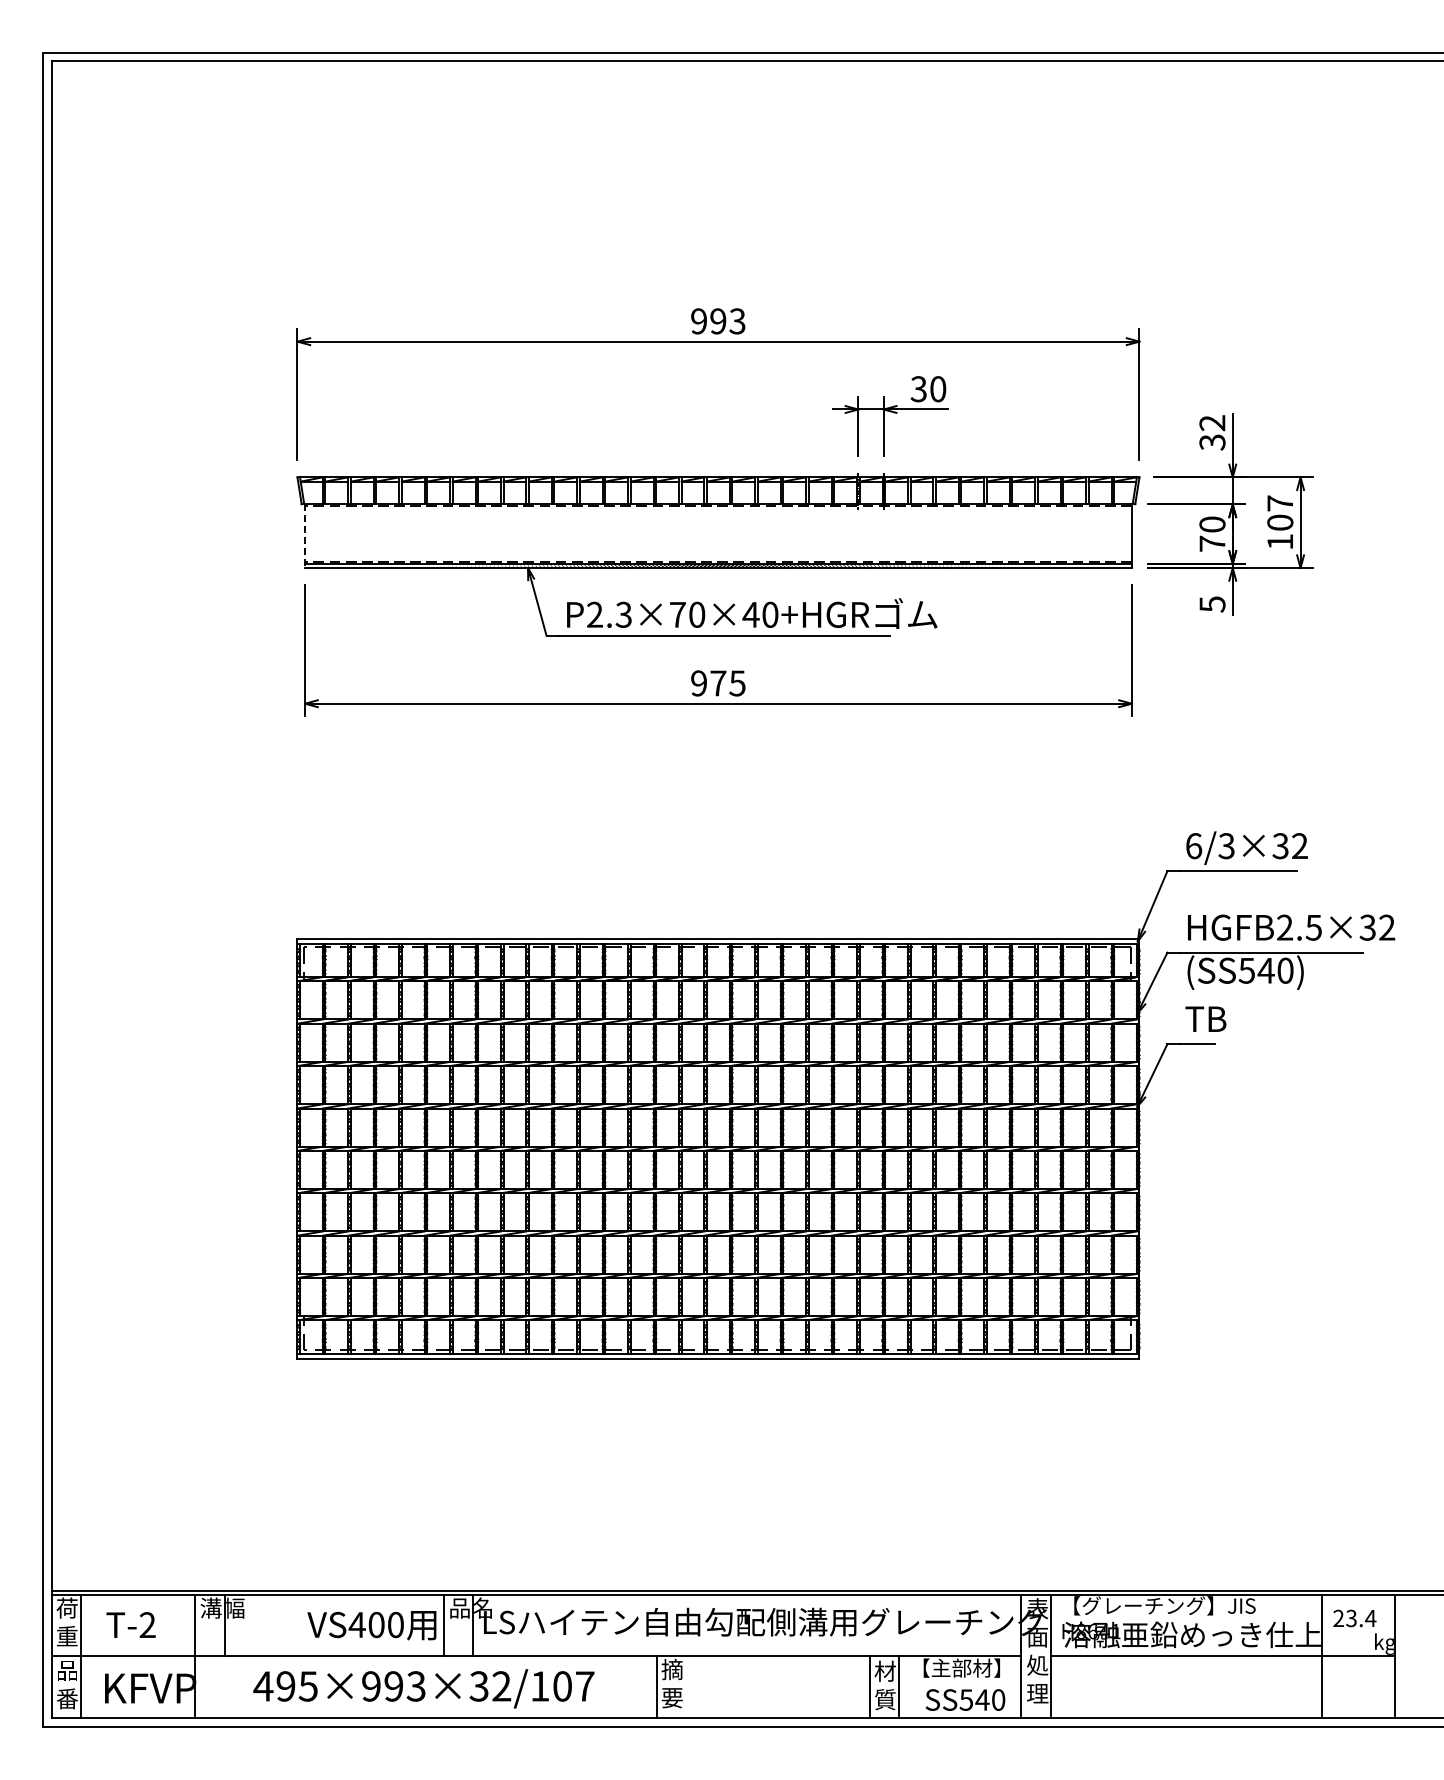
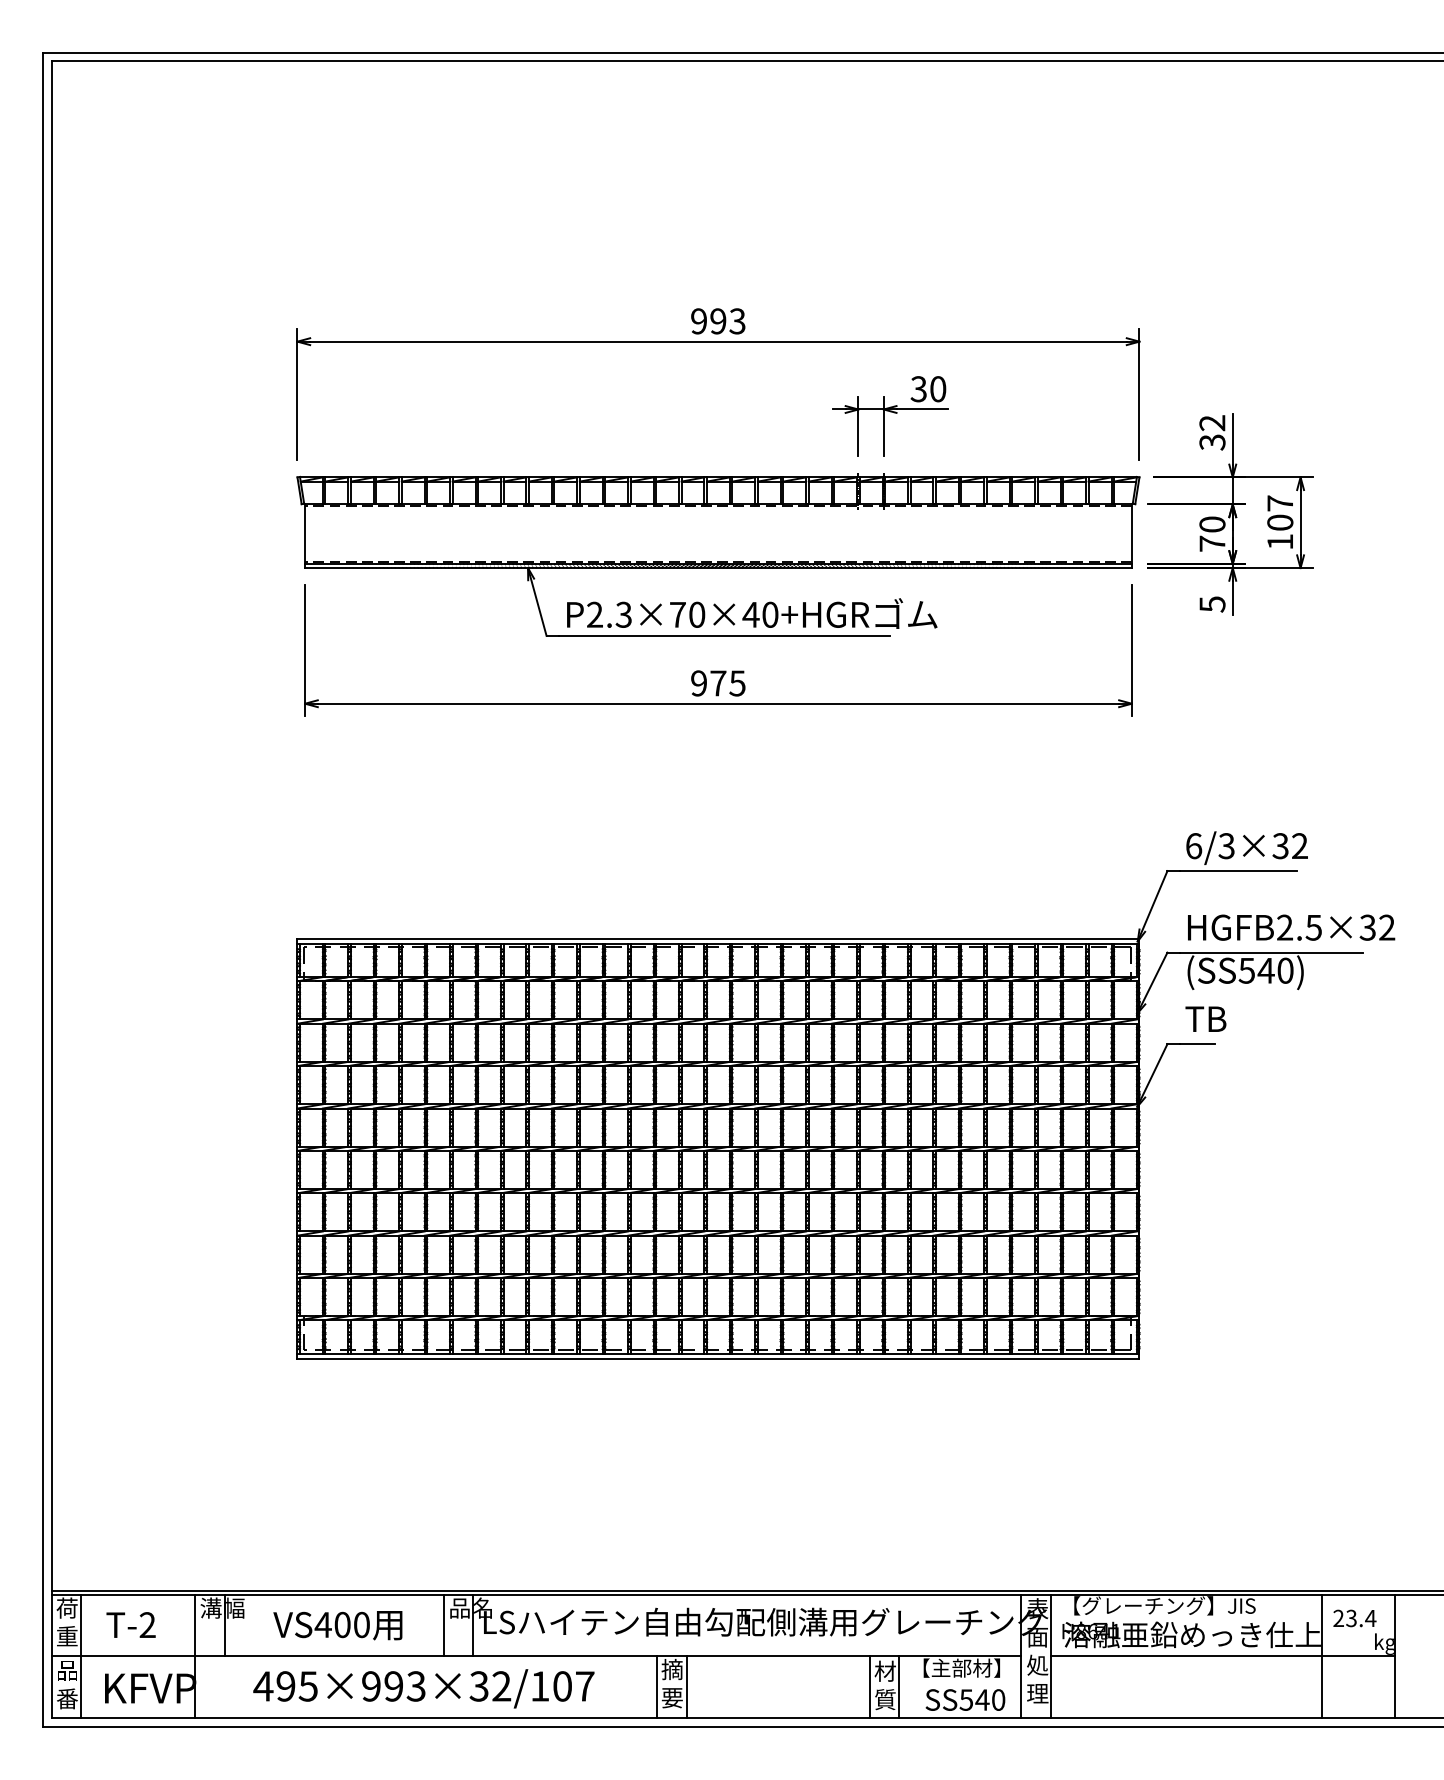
line: dashed -> solid (305, 536)
text position: (371, 1625) -> (337, 1625) (337, 1625)
line: none -> present (686, 1687)
